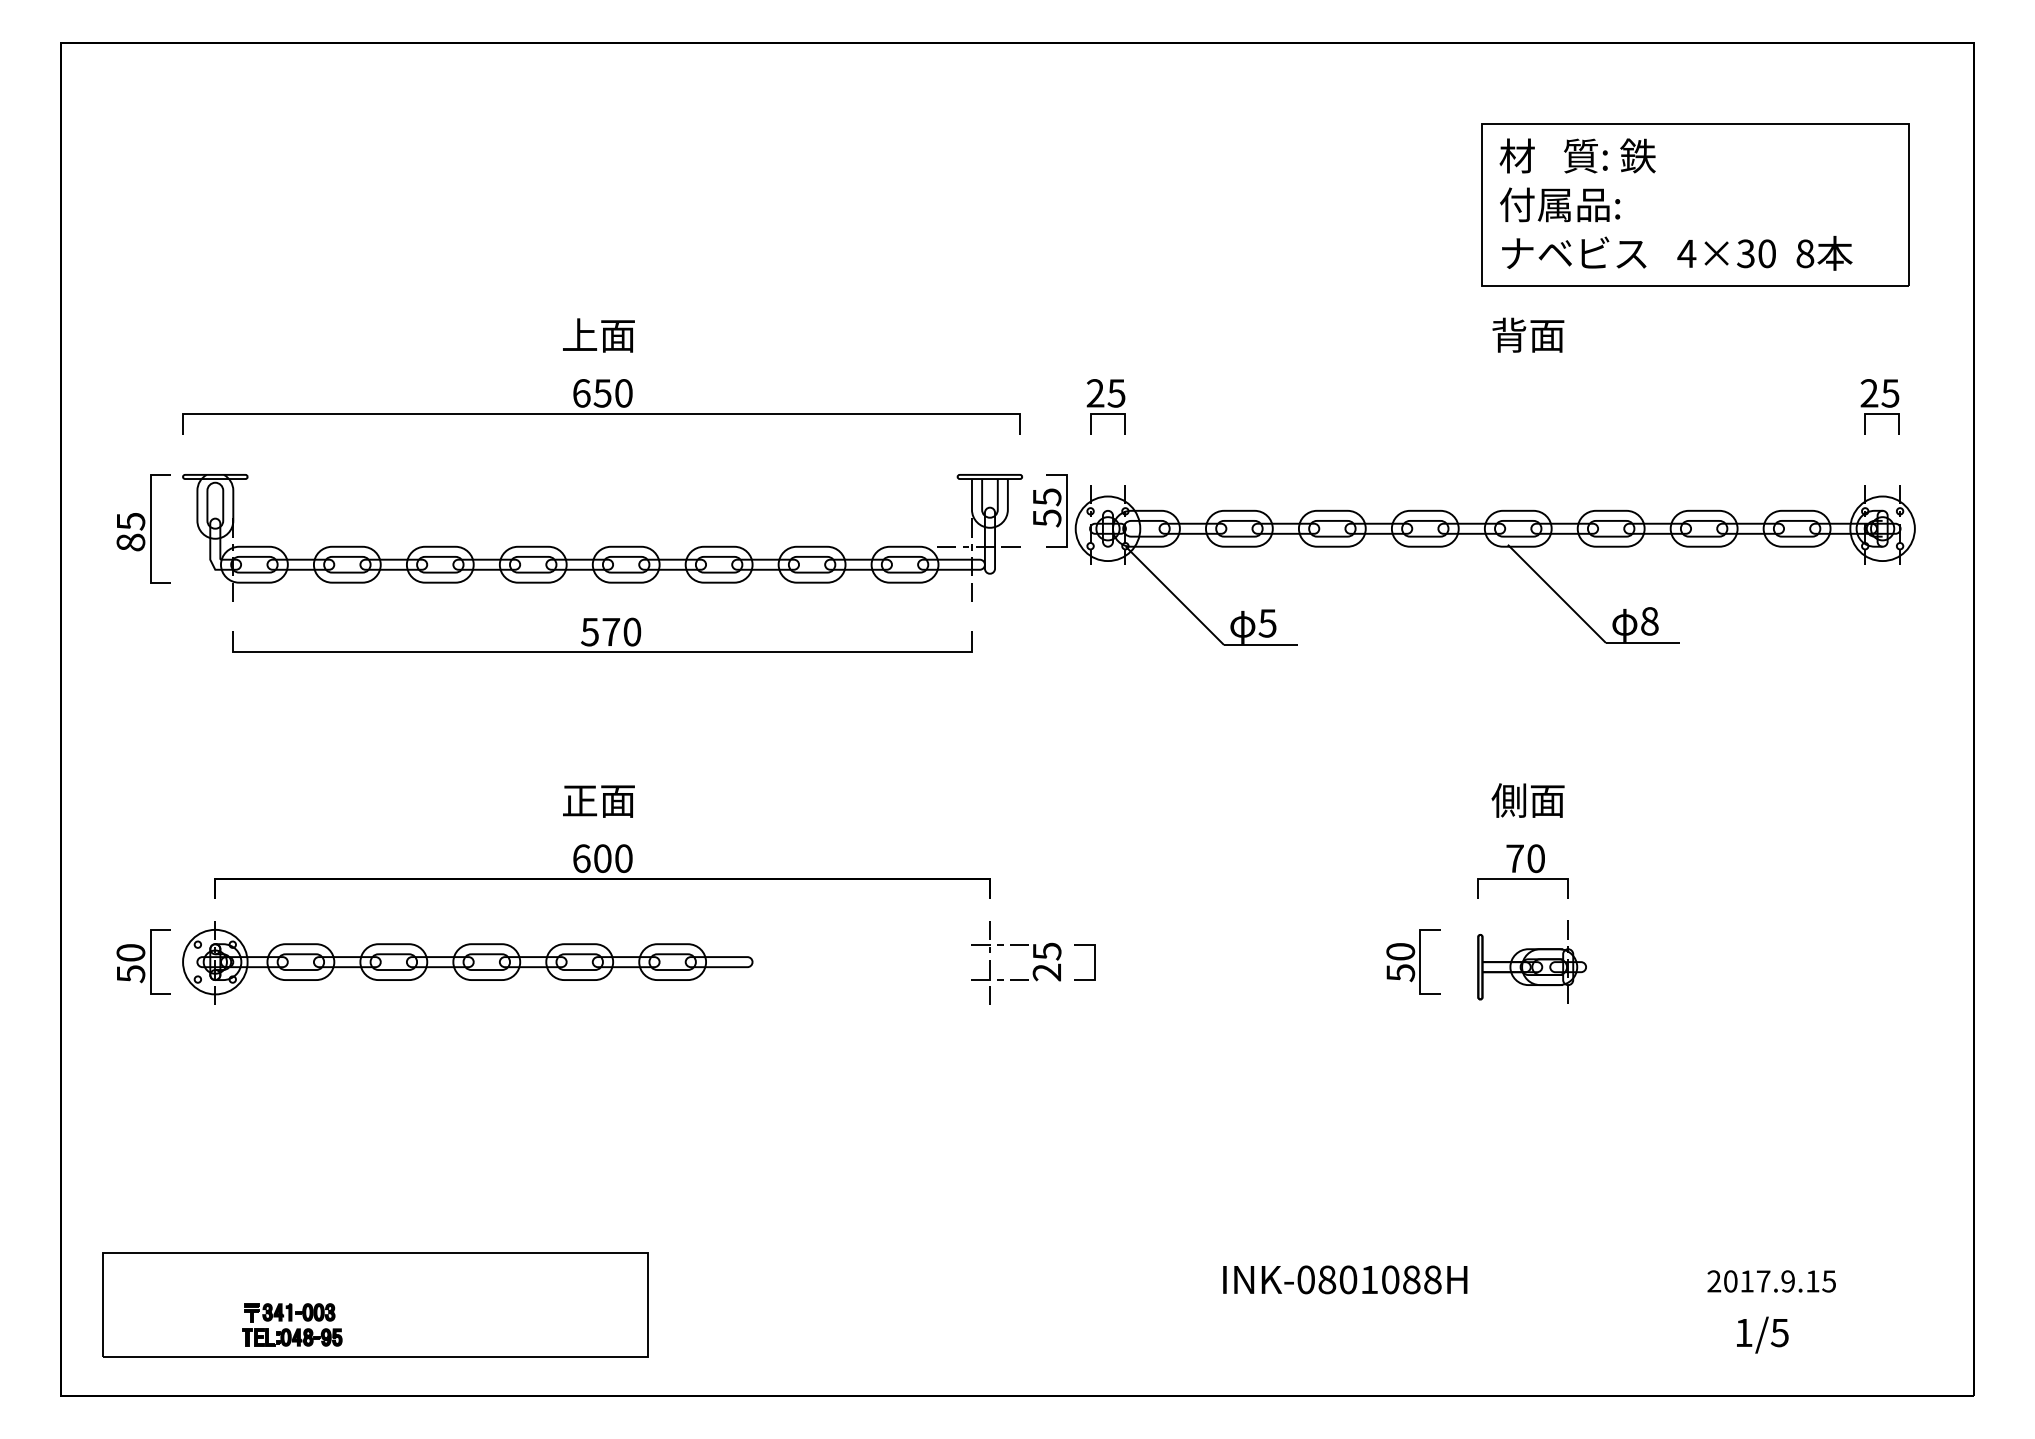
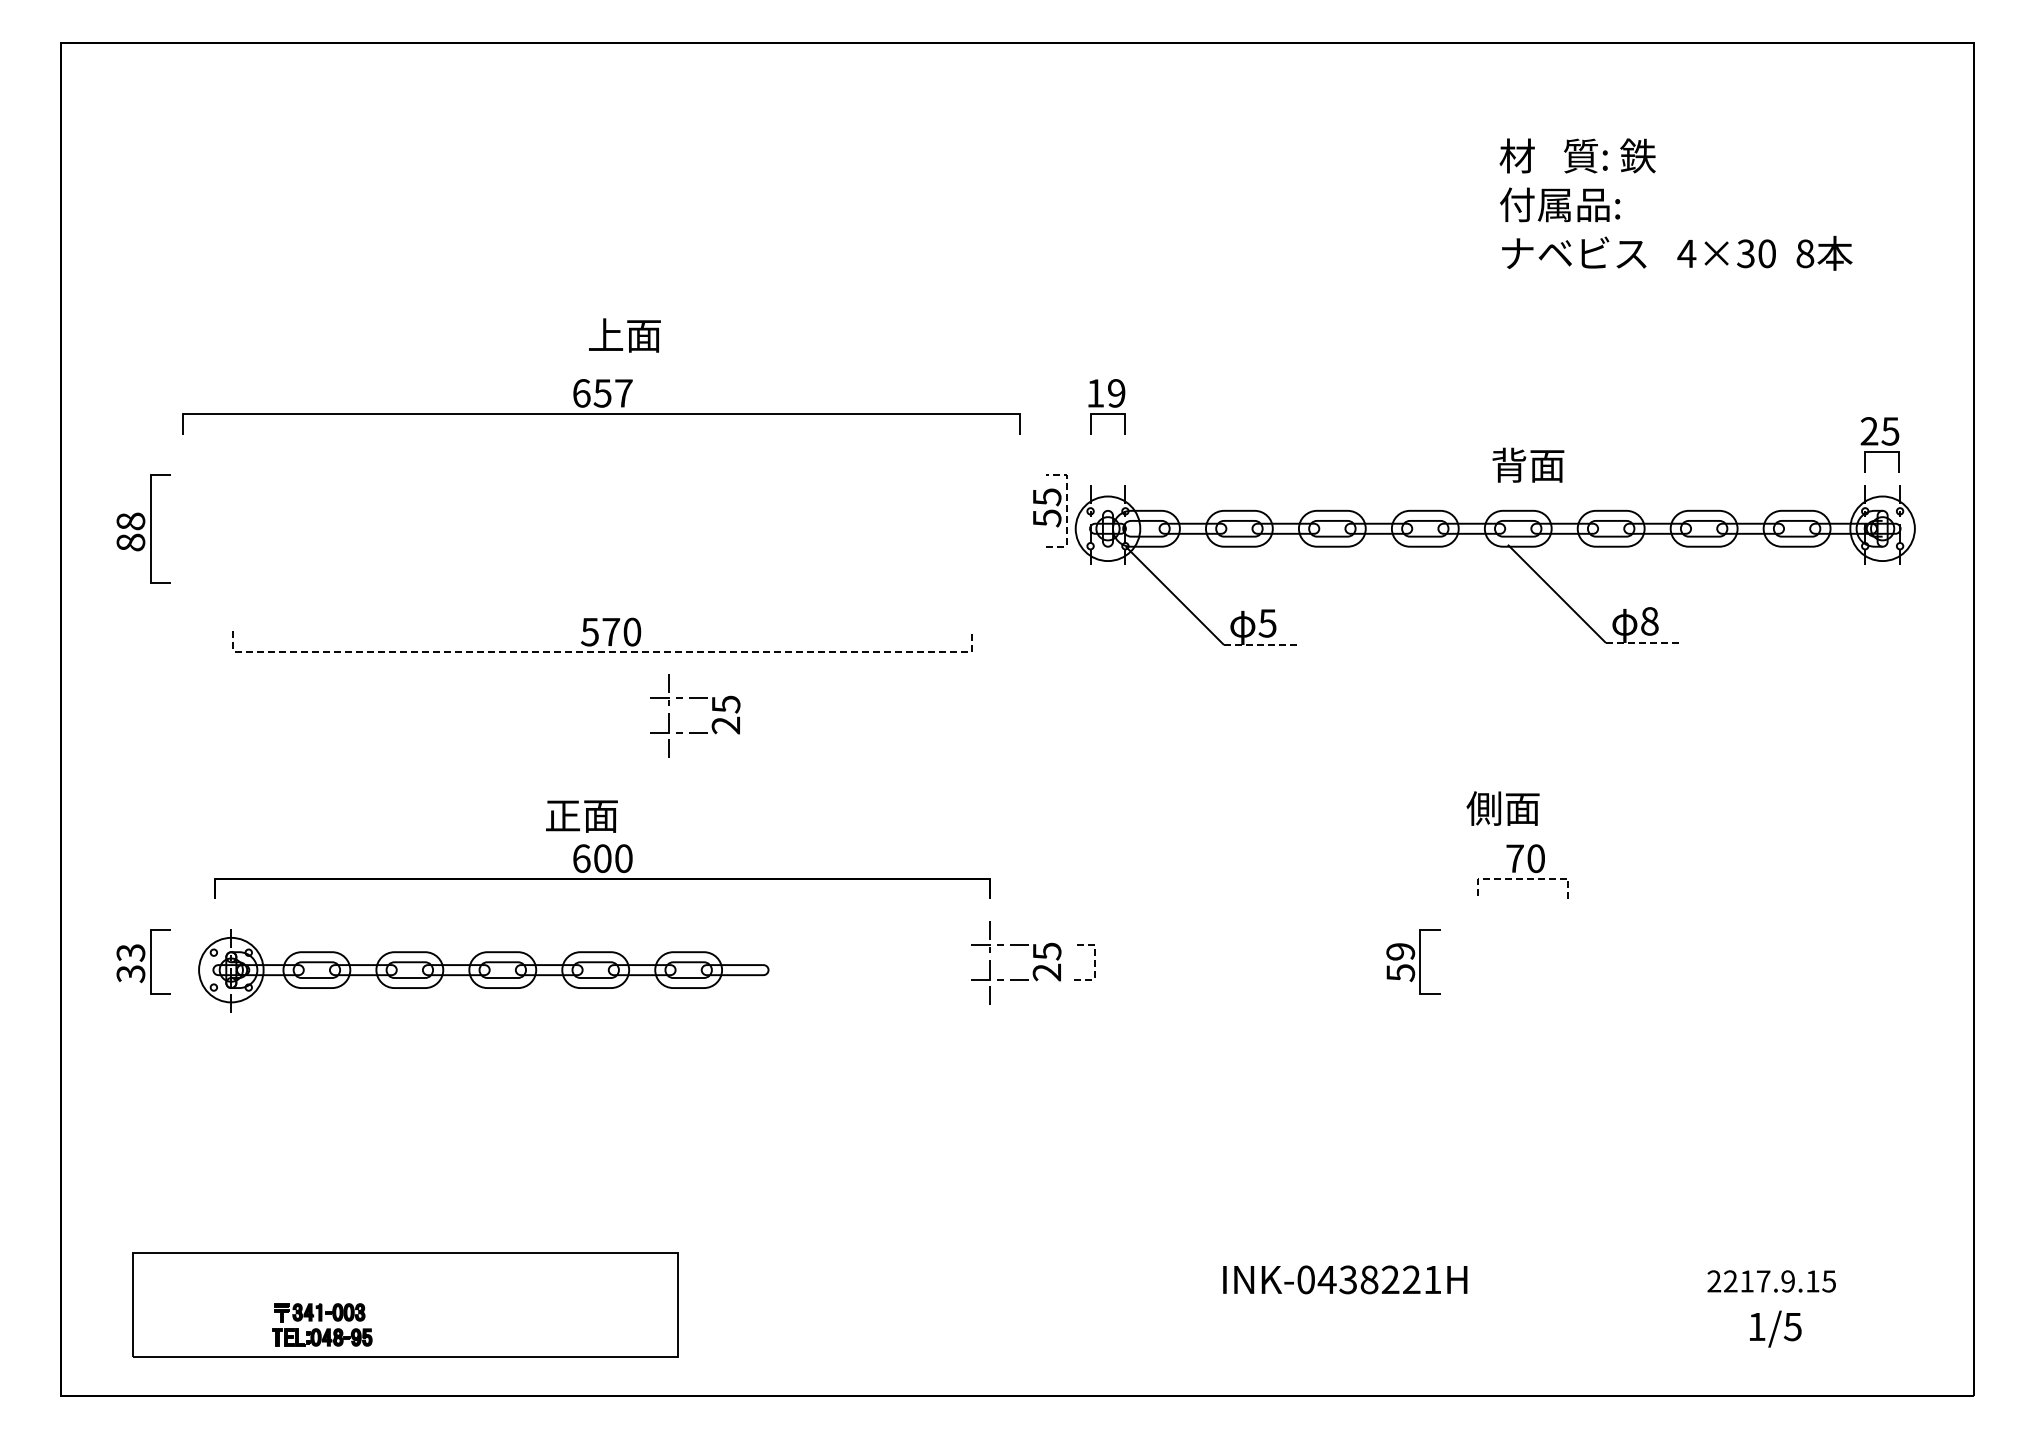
part: present -> none (1695, 204)
text position: (1528, 334) -> (1528, 464) (1528, 464)
text position: (598, 335) -> (624, 335) (624, 335)
text: 650 -> 657 (623, 393)
text: 25 -> 19 (1105, 393)
part position: (1879, 406) -> (1879, 444) (1879, 444)
line: solid -> dashed (1066, 510)
text: 85 -> 88 (130, 521)
part: present -> none (605, 546)
line: solid -> dashed (1643, 642)
line: solid -> dashed (1261, 644)
line: solid -> dashed (603, 651)
part: none -> present (695, 698)
text position: (1527, 800) -> (1502, 808) (1502, 808)
text position: (598, 801) -> (581, 816) (581, 816)
line: solid -> dashed (1523, 878)
text: 50 -> 59 (1400, 951)
line: solid -> dashed (1094, 961)
part: present -> none (1531, 961)
part position: (467, 962) -> (483, 970) (483, 970)
text: 50 -> 33 (130, 963)
text: INK-0801088H -> INK-0438221H (1379, 1279)
text: 2017.9.15 -> 2217.9.15 (1730, 1281)
part position: (375, 1304) -> (405, 1304) (405, 1304)
text position: (1762, 1334) -> (1775, 1328) (1775, 1328)
